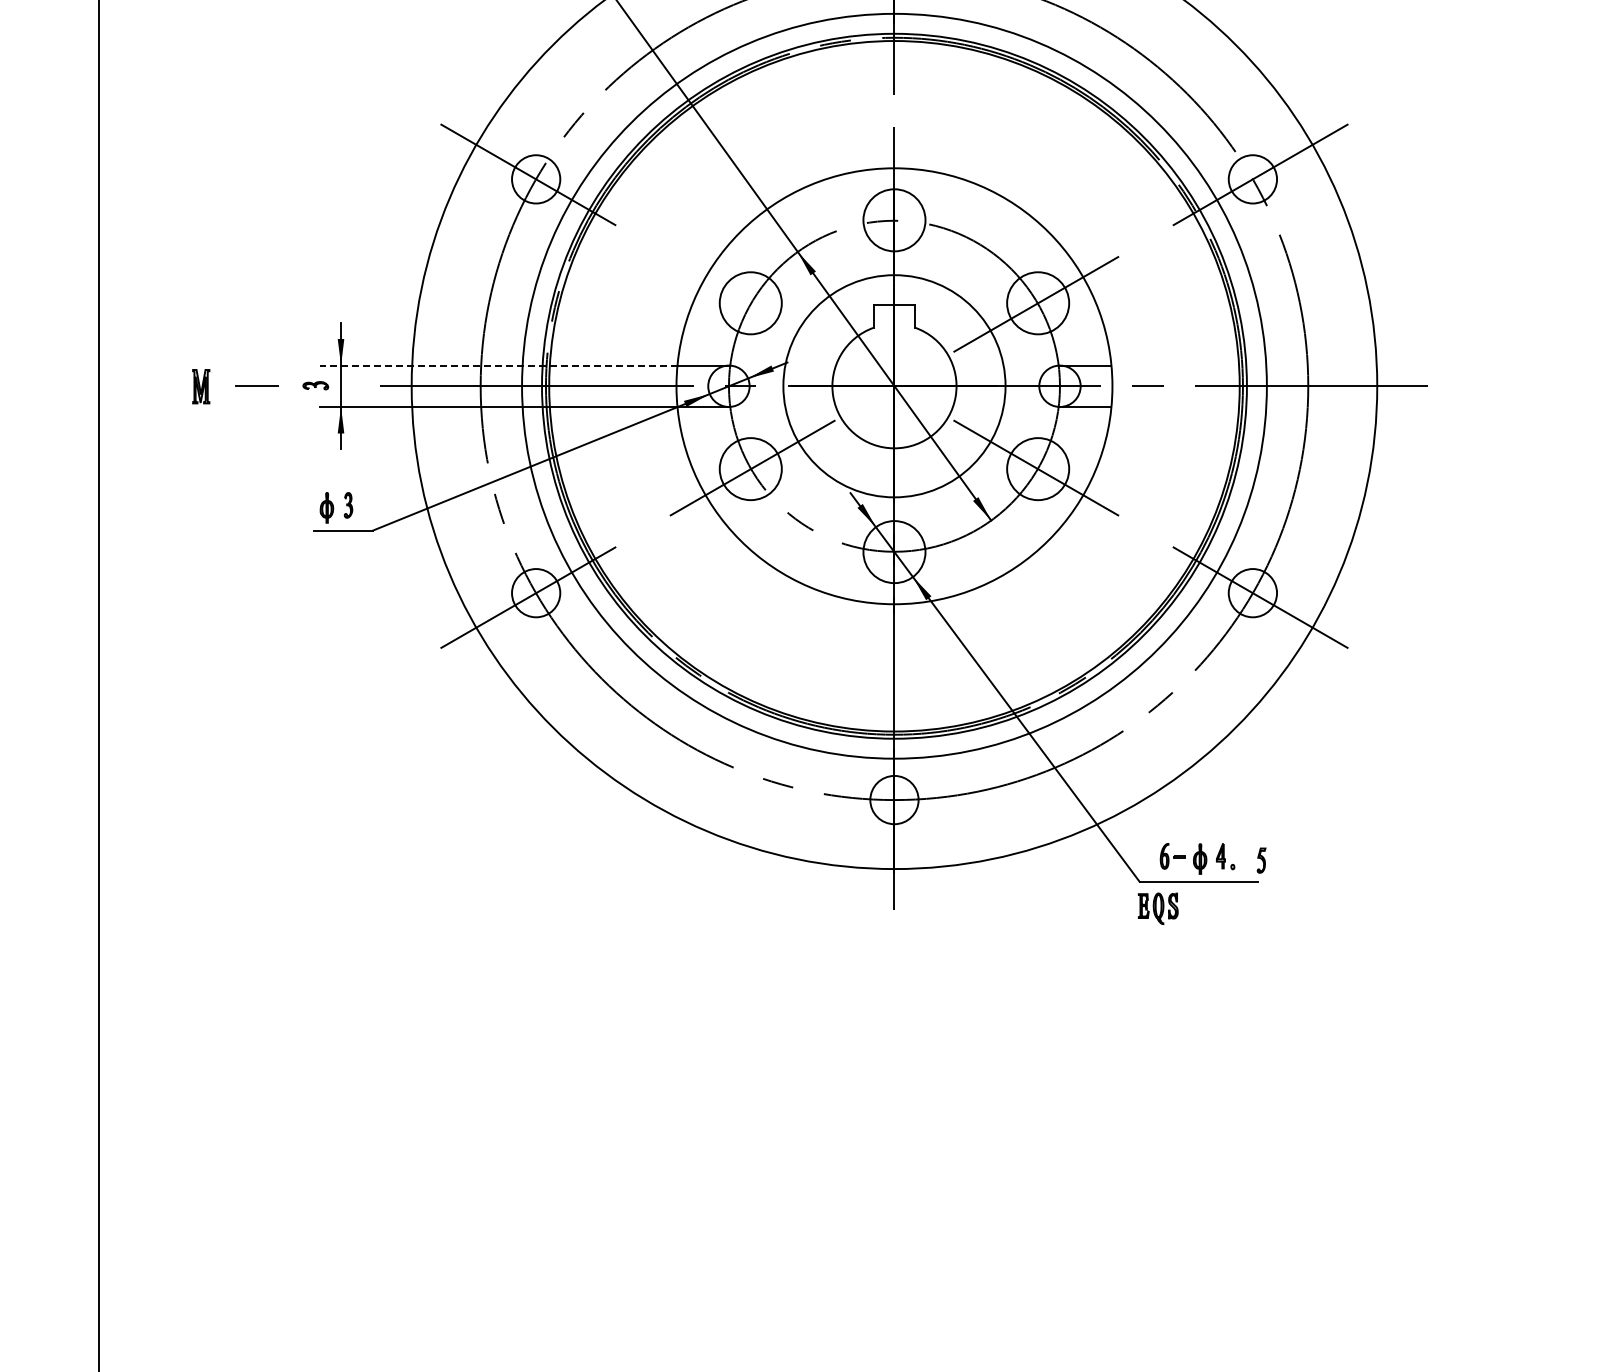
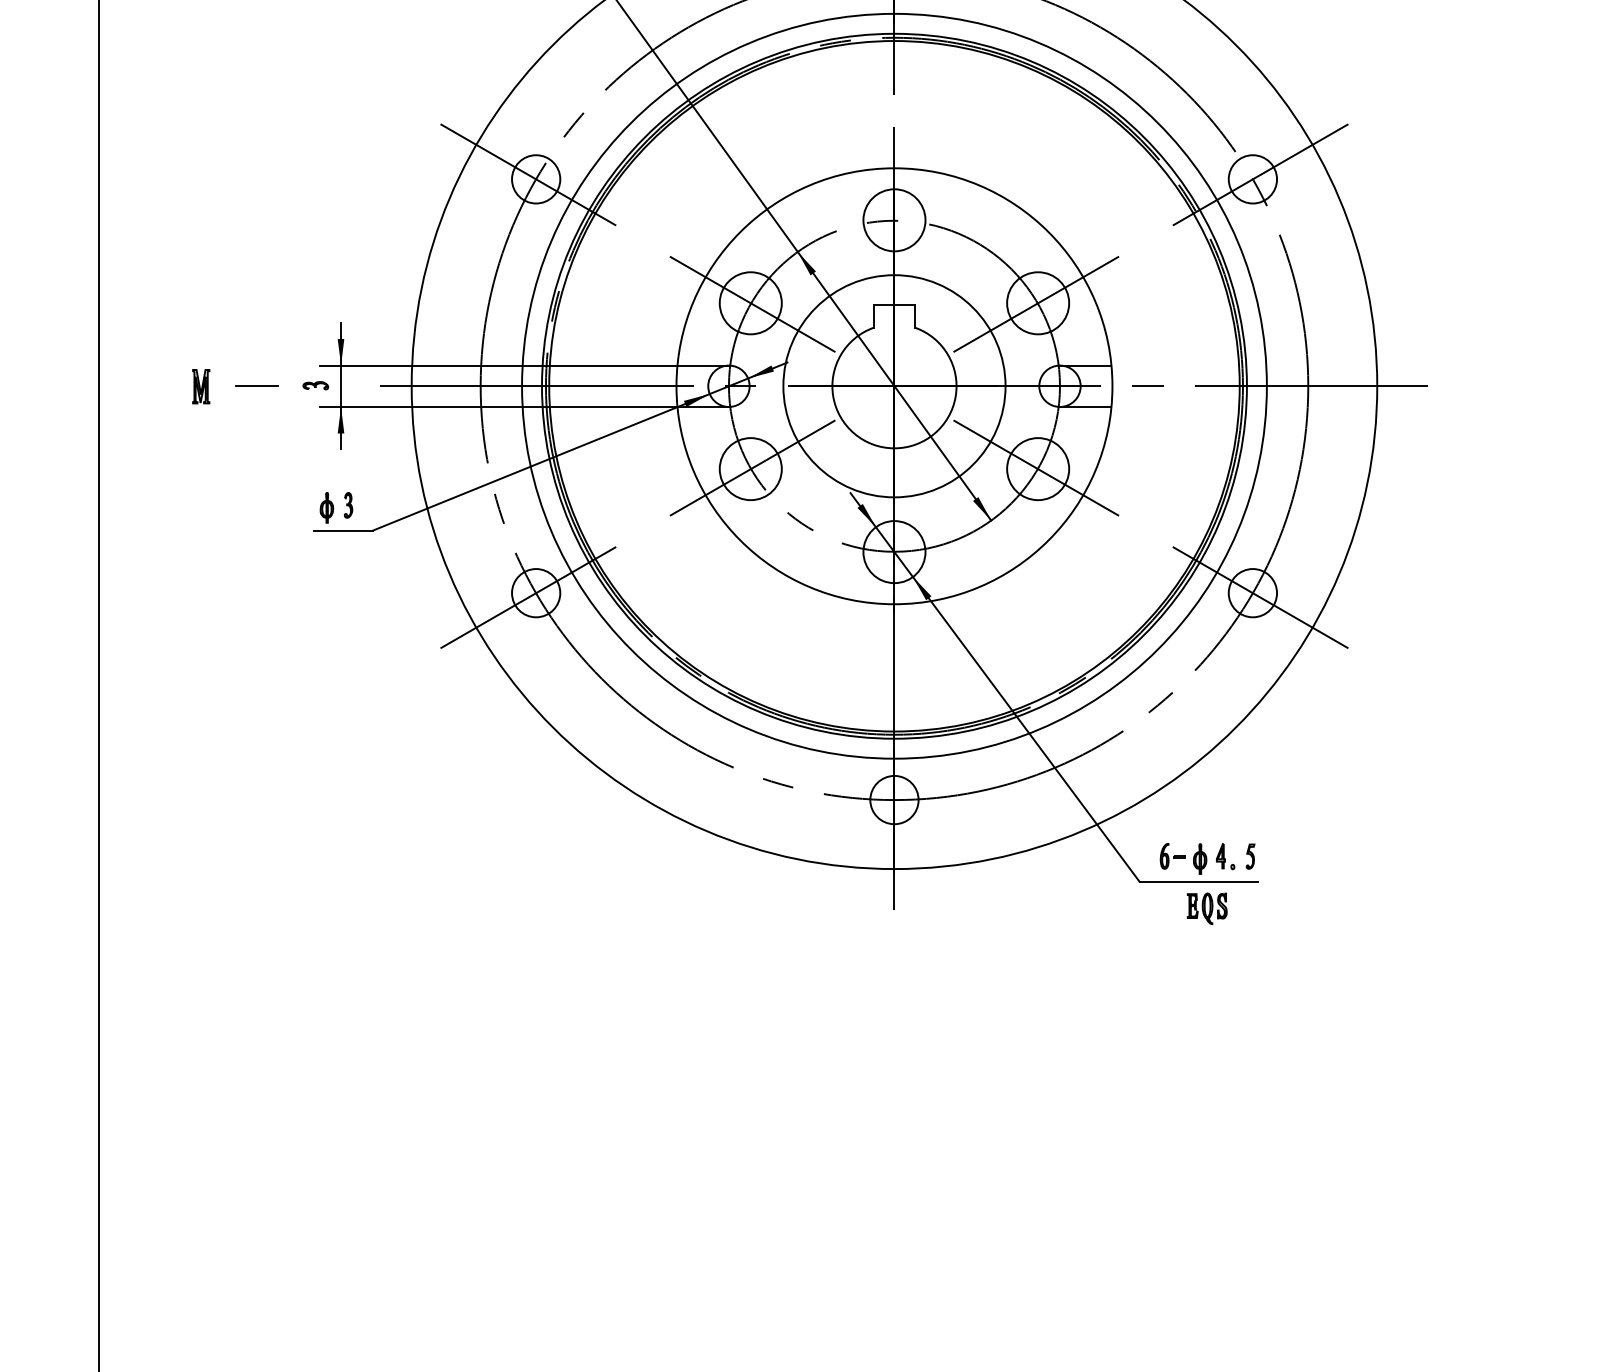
line: none -> present (752, 304)
line: dashed -> solid (498, 365)
part position: (1261, 860) -> (1250, 856) (1250, 856)
part position: (1157, 908) -> (1206, 908) (1206, 908)
